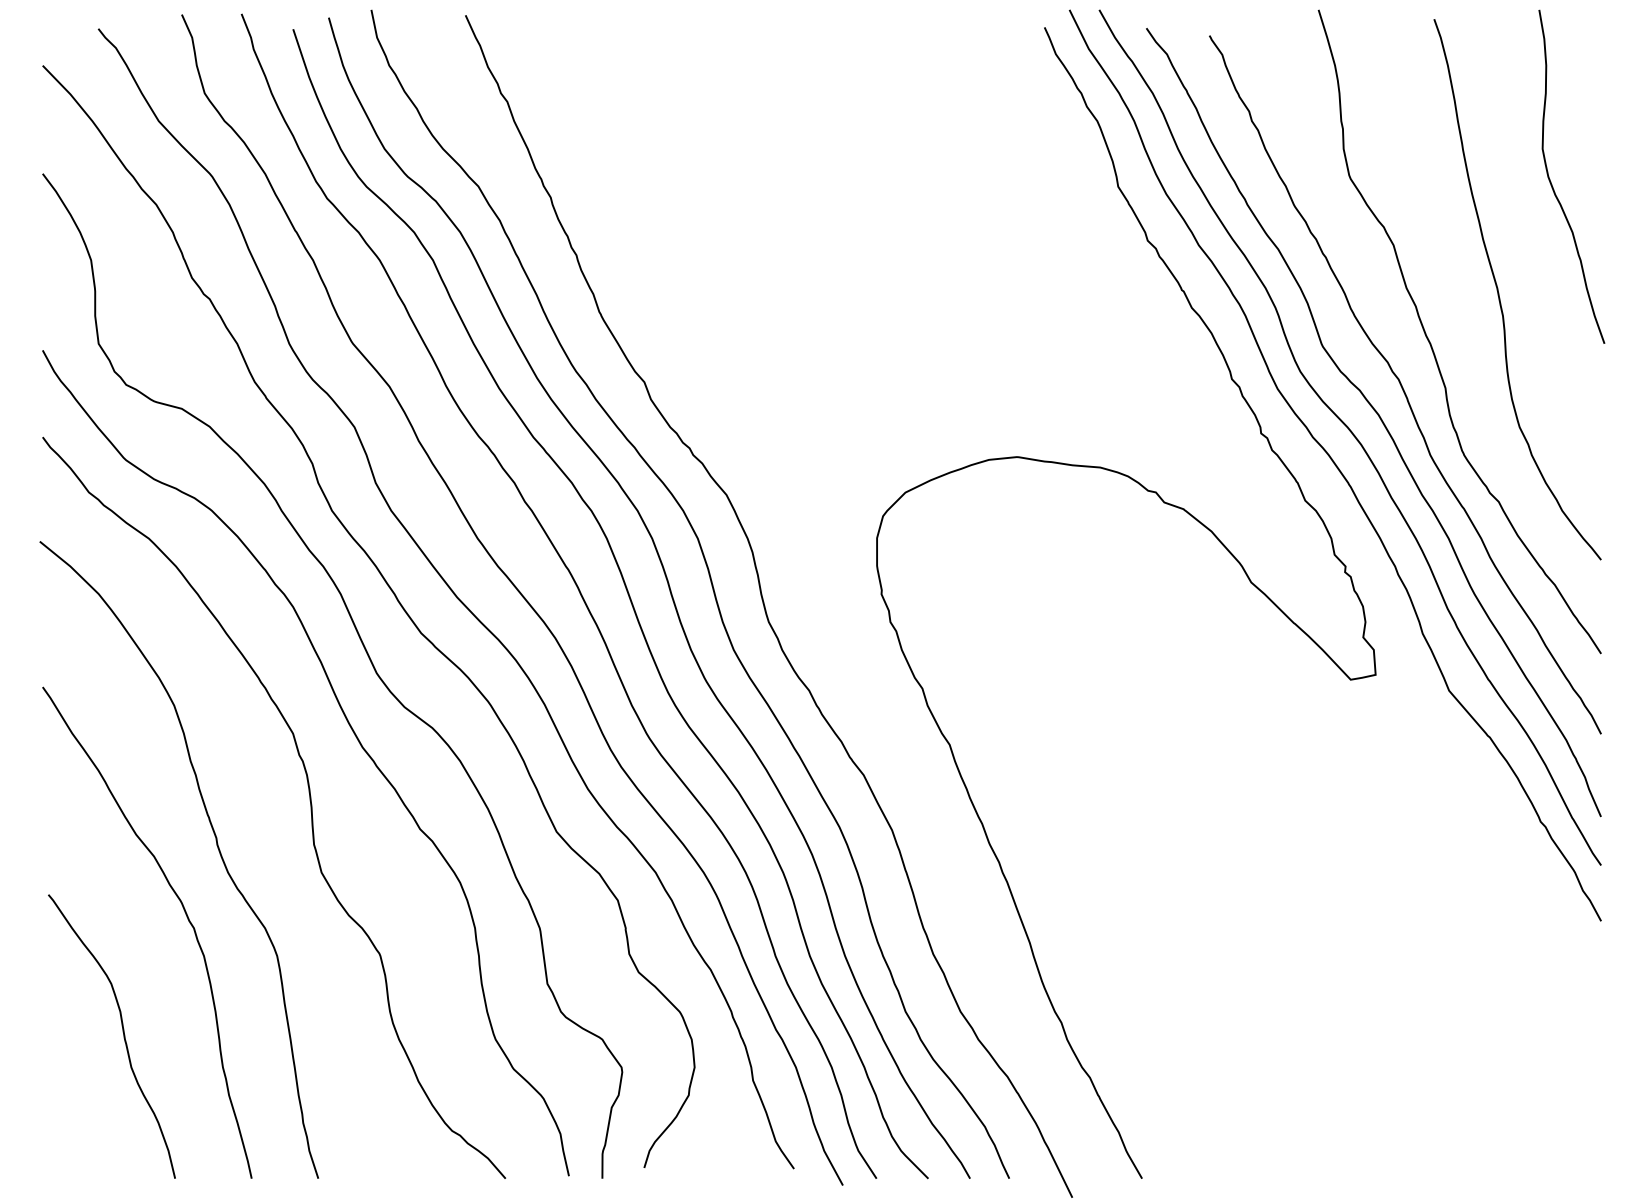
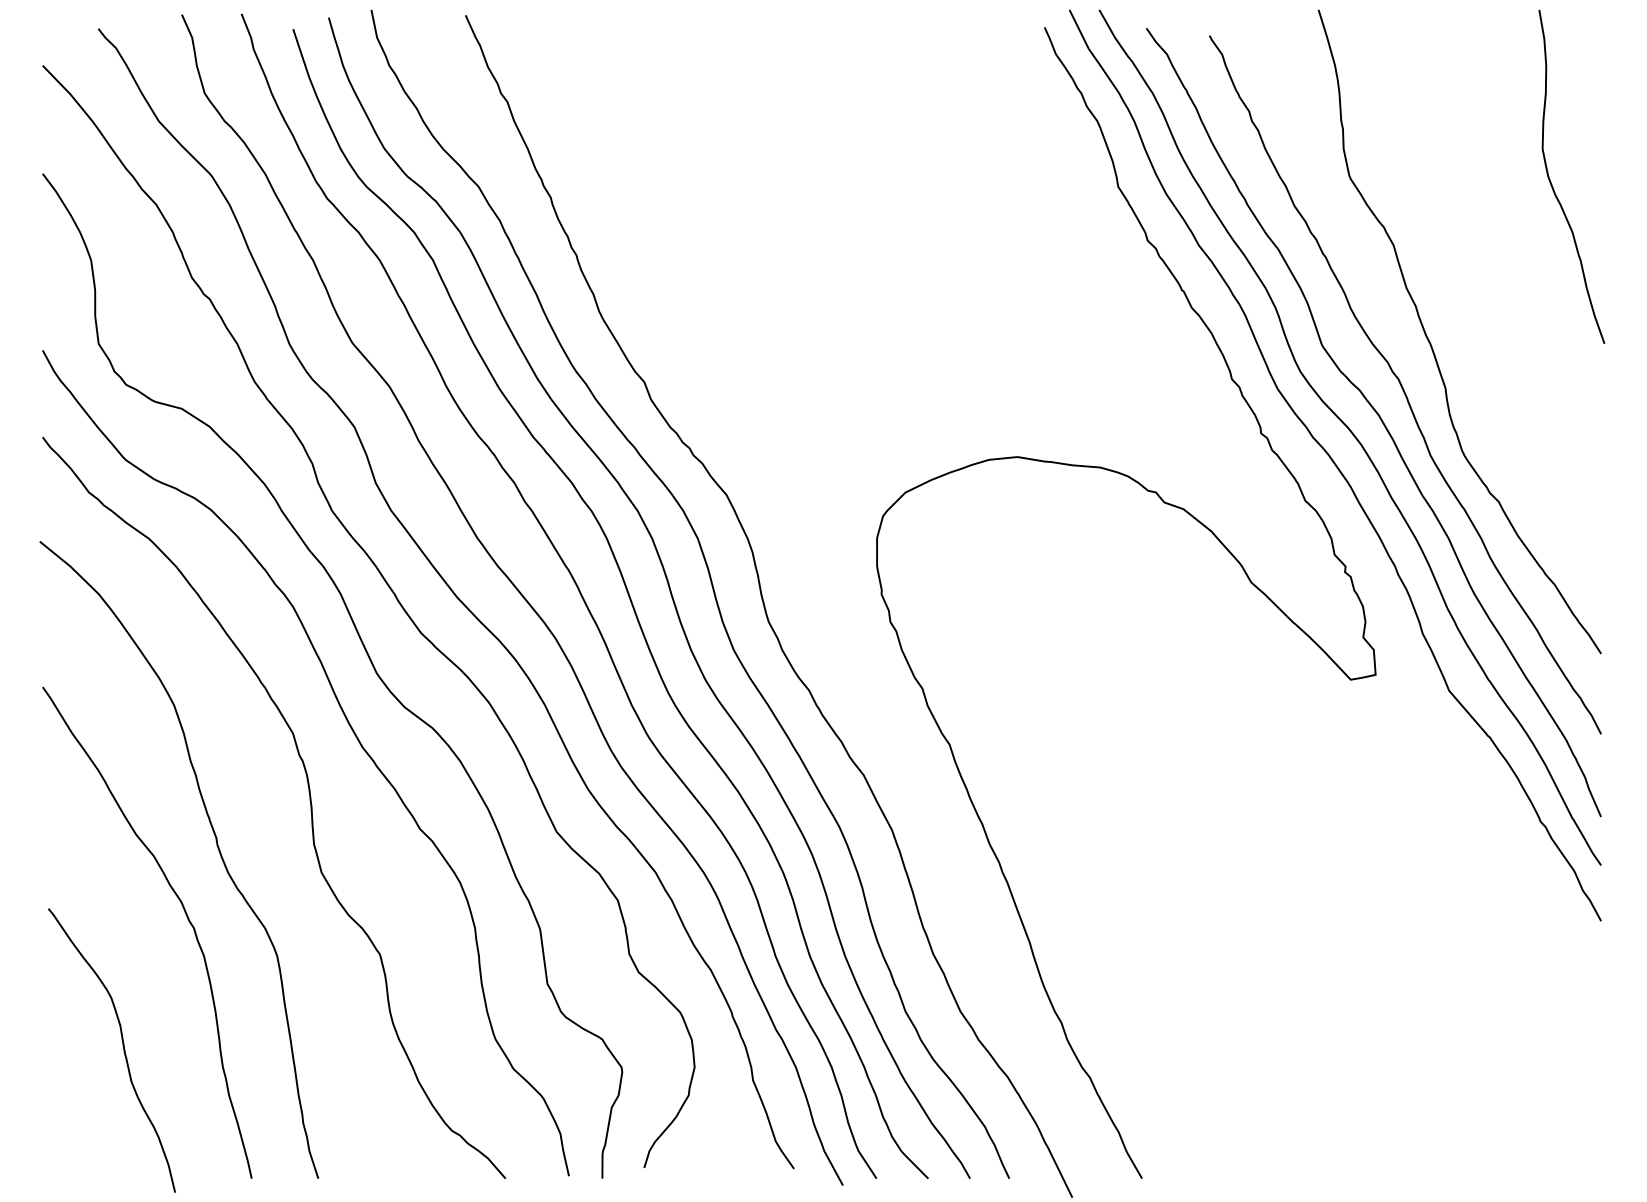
curve: present -> none (1499, 293)
curve position: (122, 1032) -> (122, 1046) (122, 1046)
